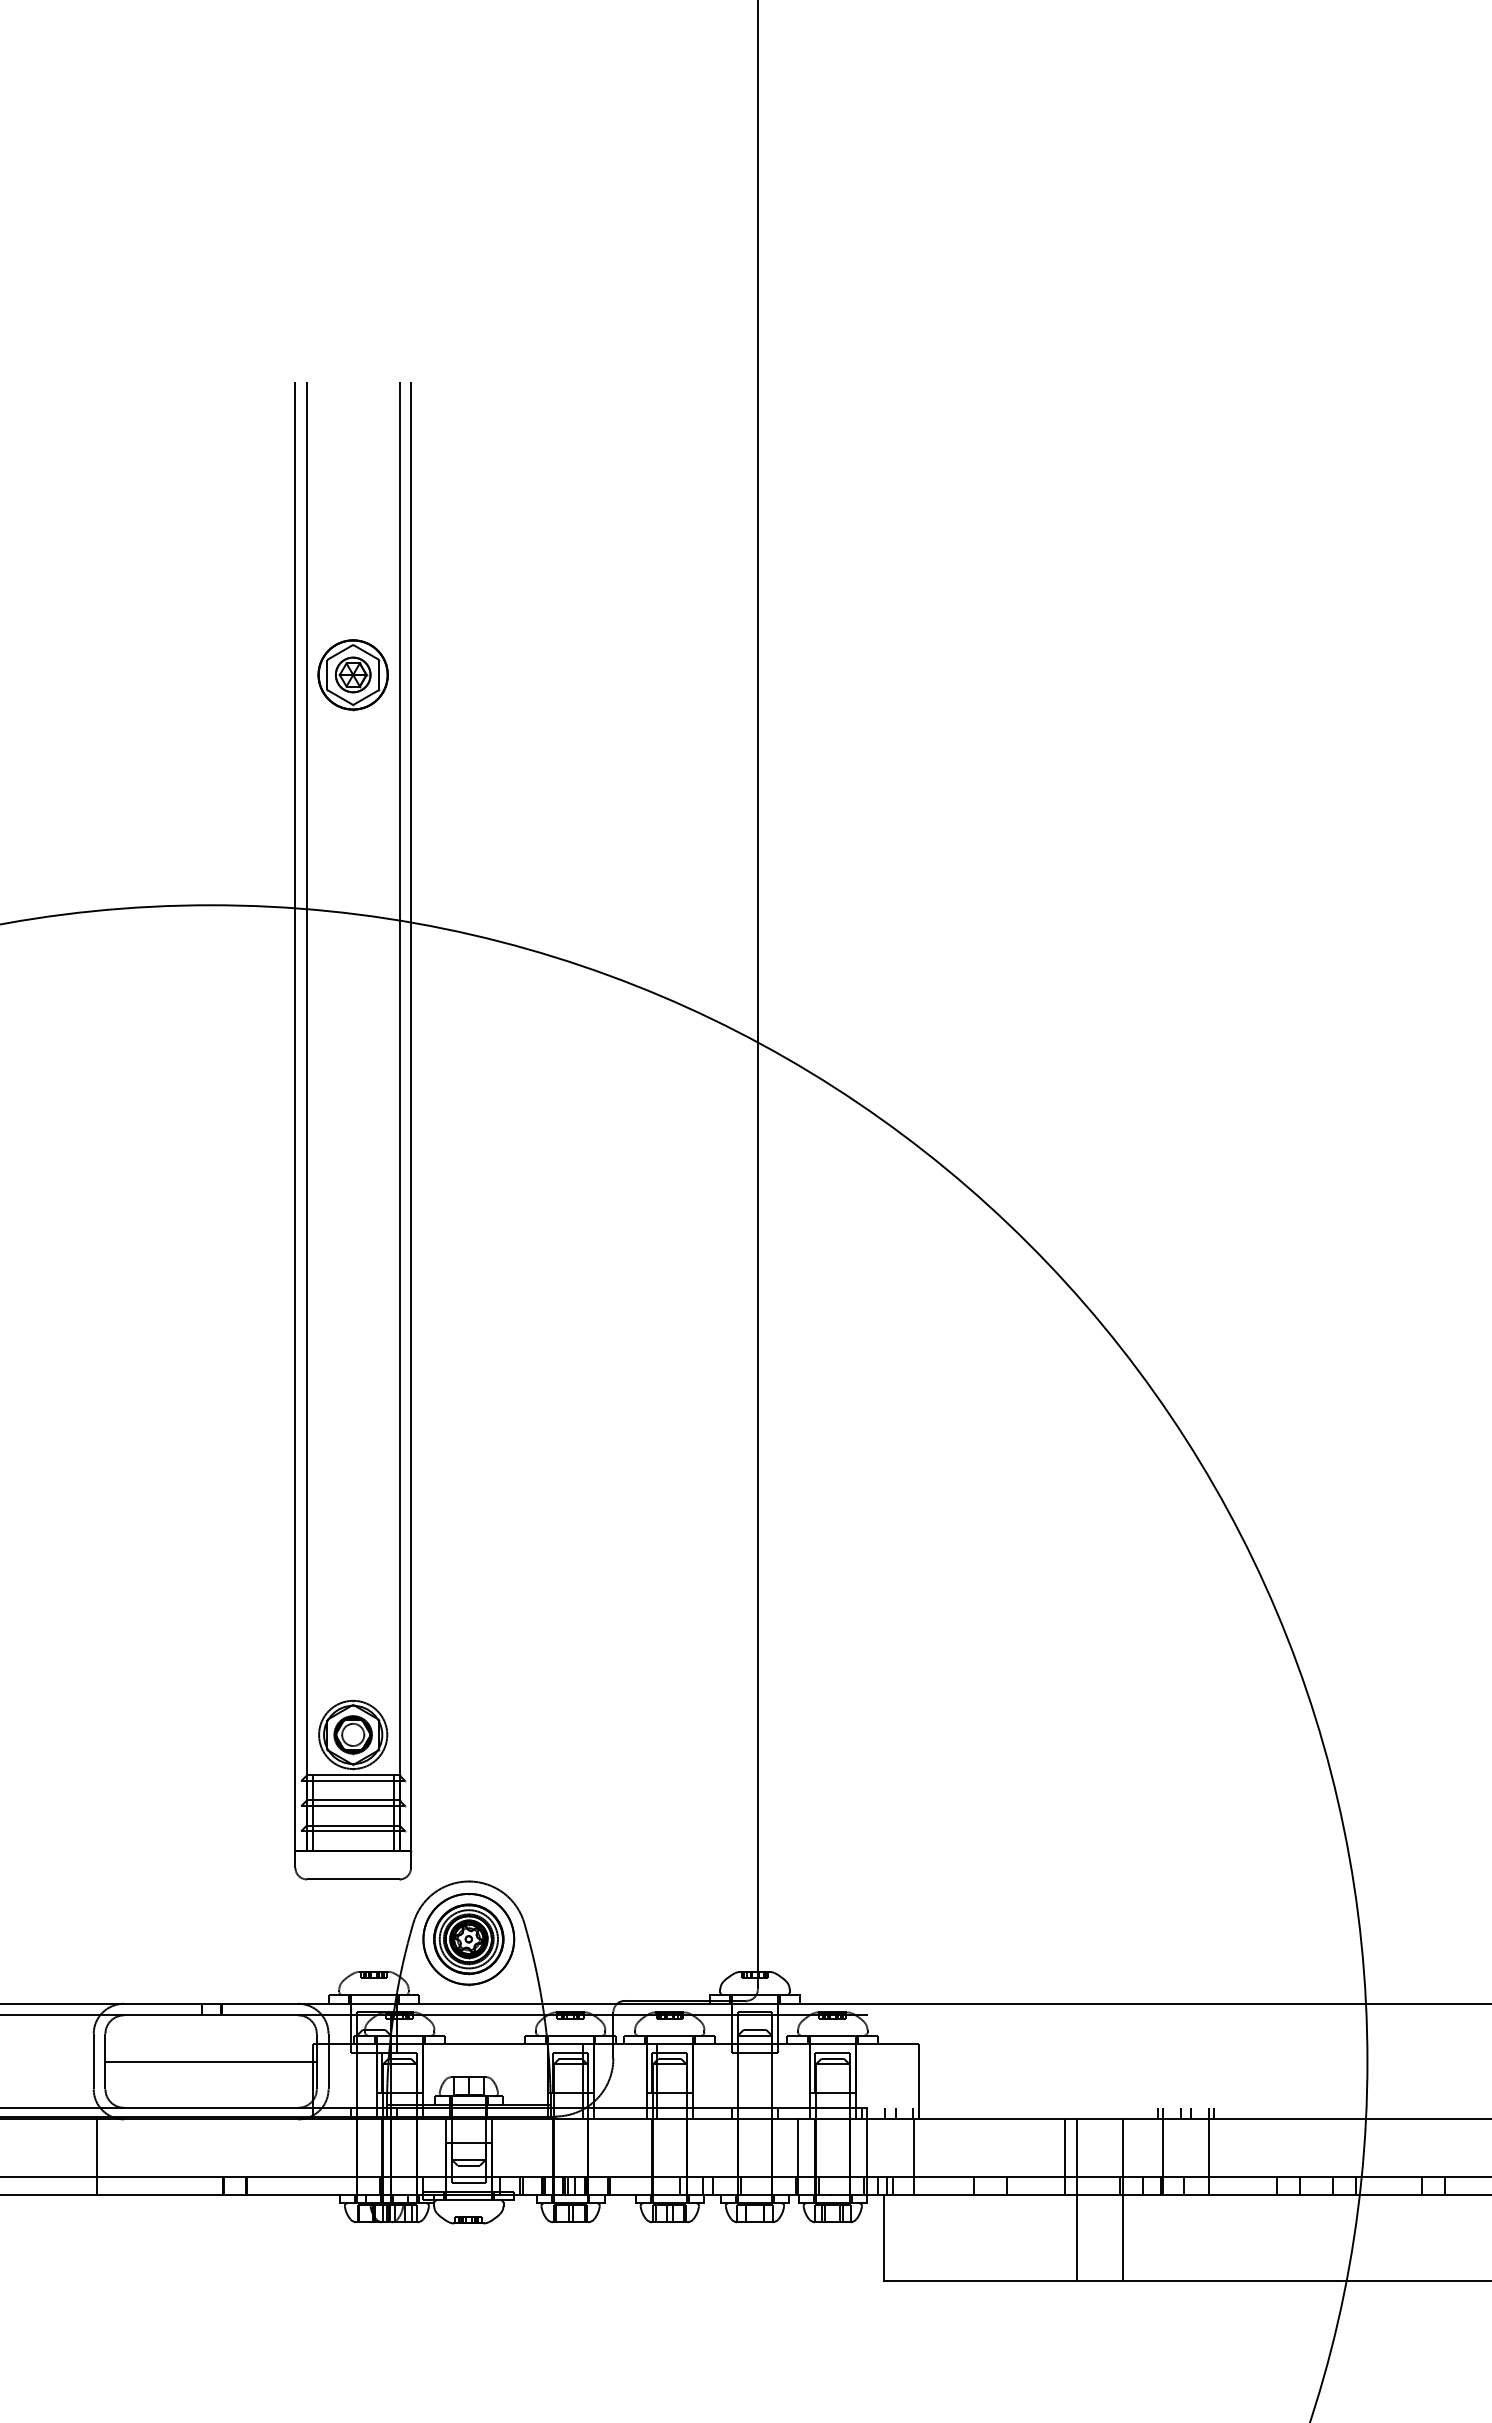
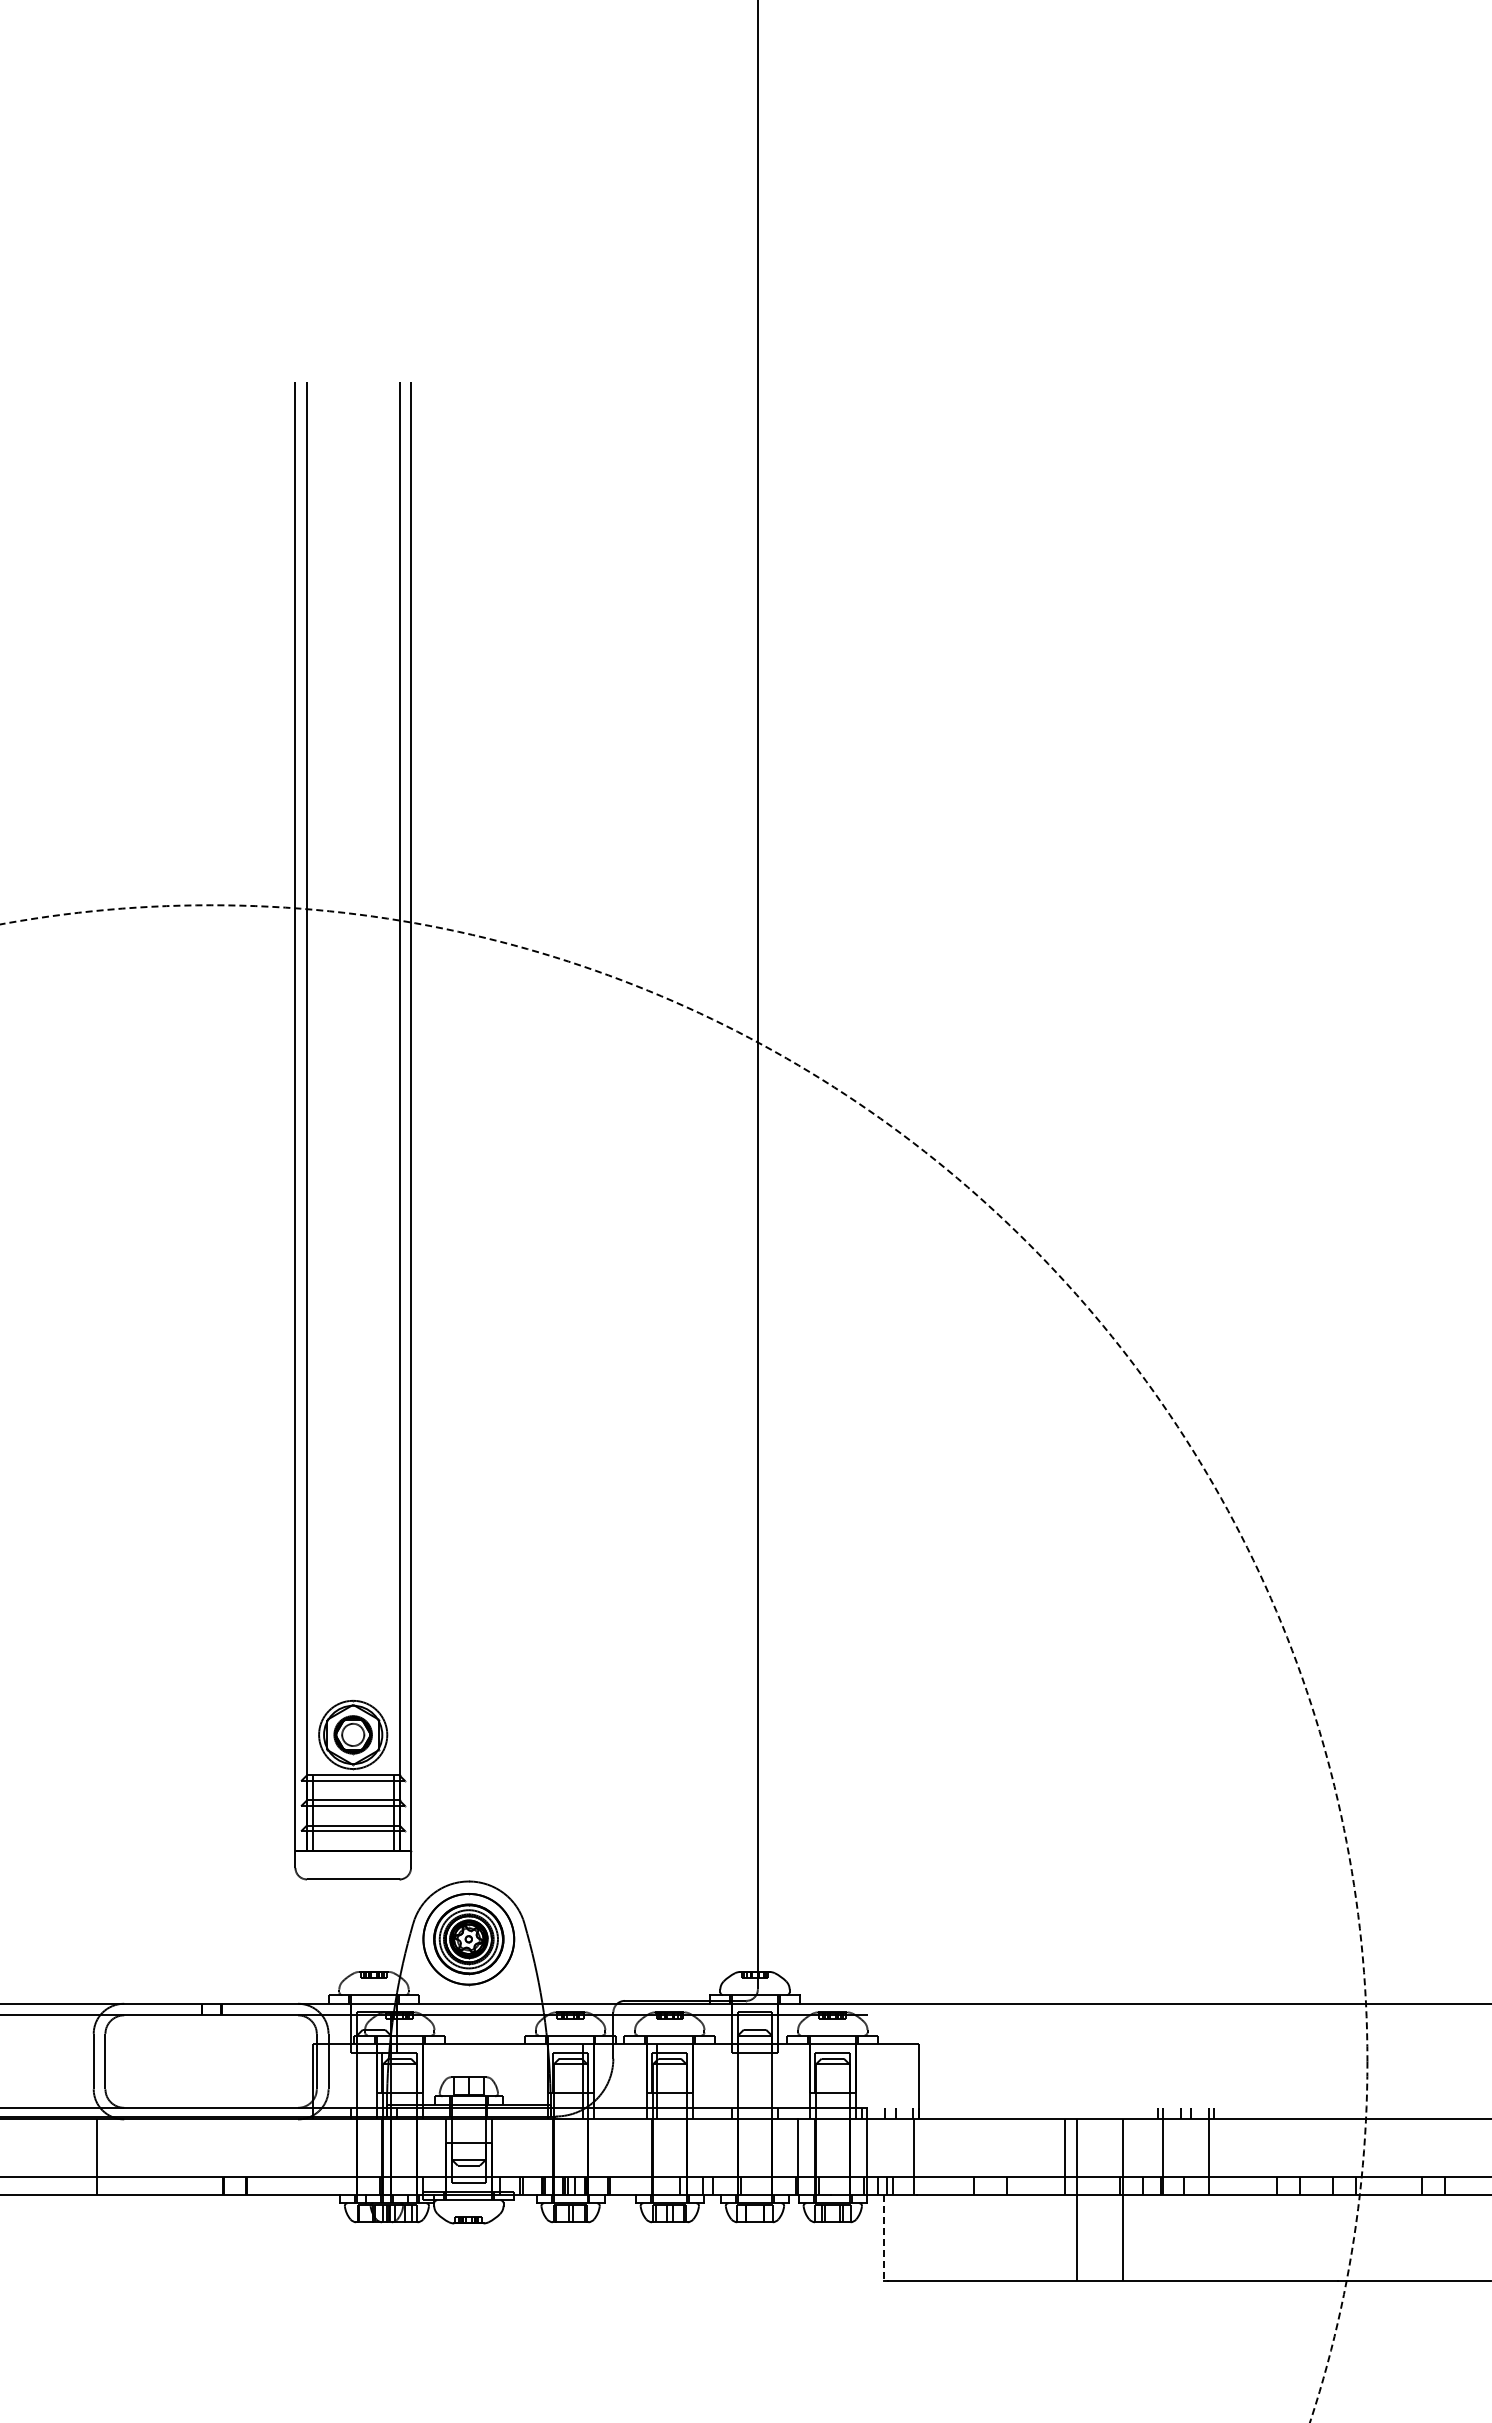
part: present -> none (352, 675)
circle: solid -> dashed (683, 1663)
line: present -> none (210, 2061)
line: solid -> dashed (883, 2238)
